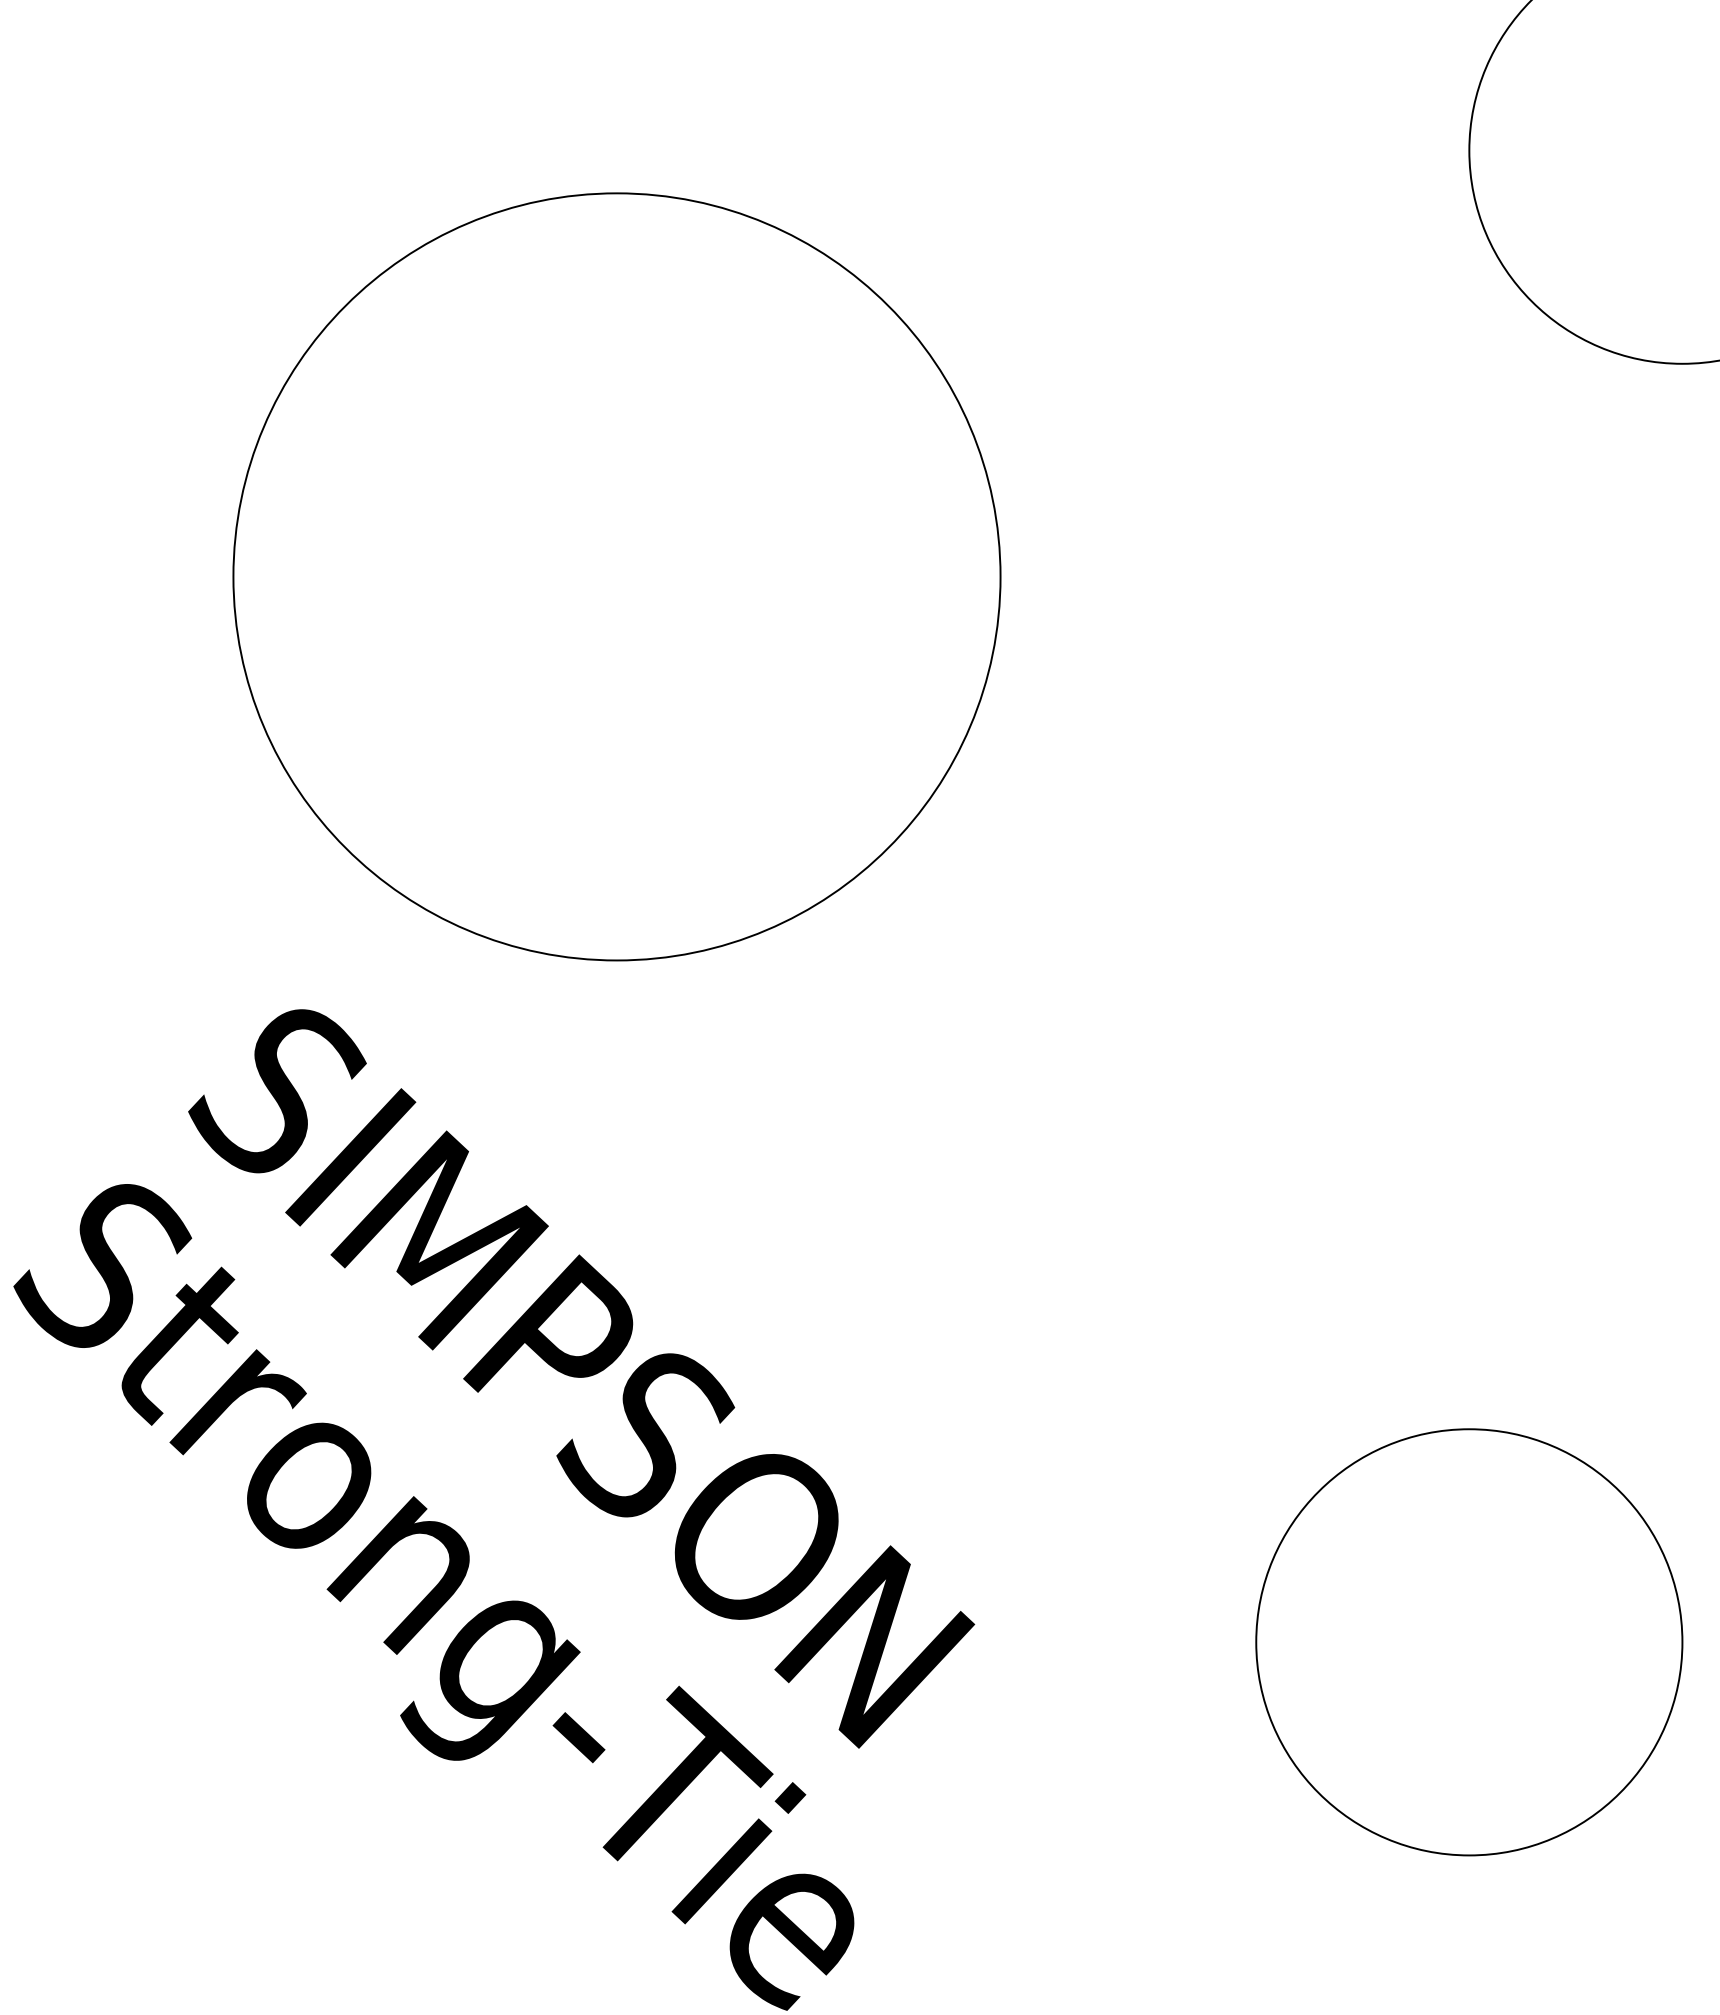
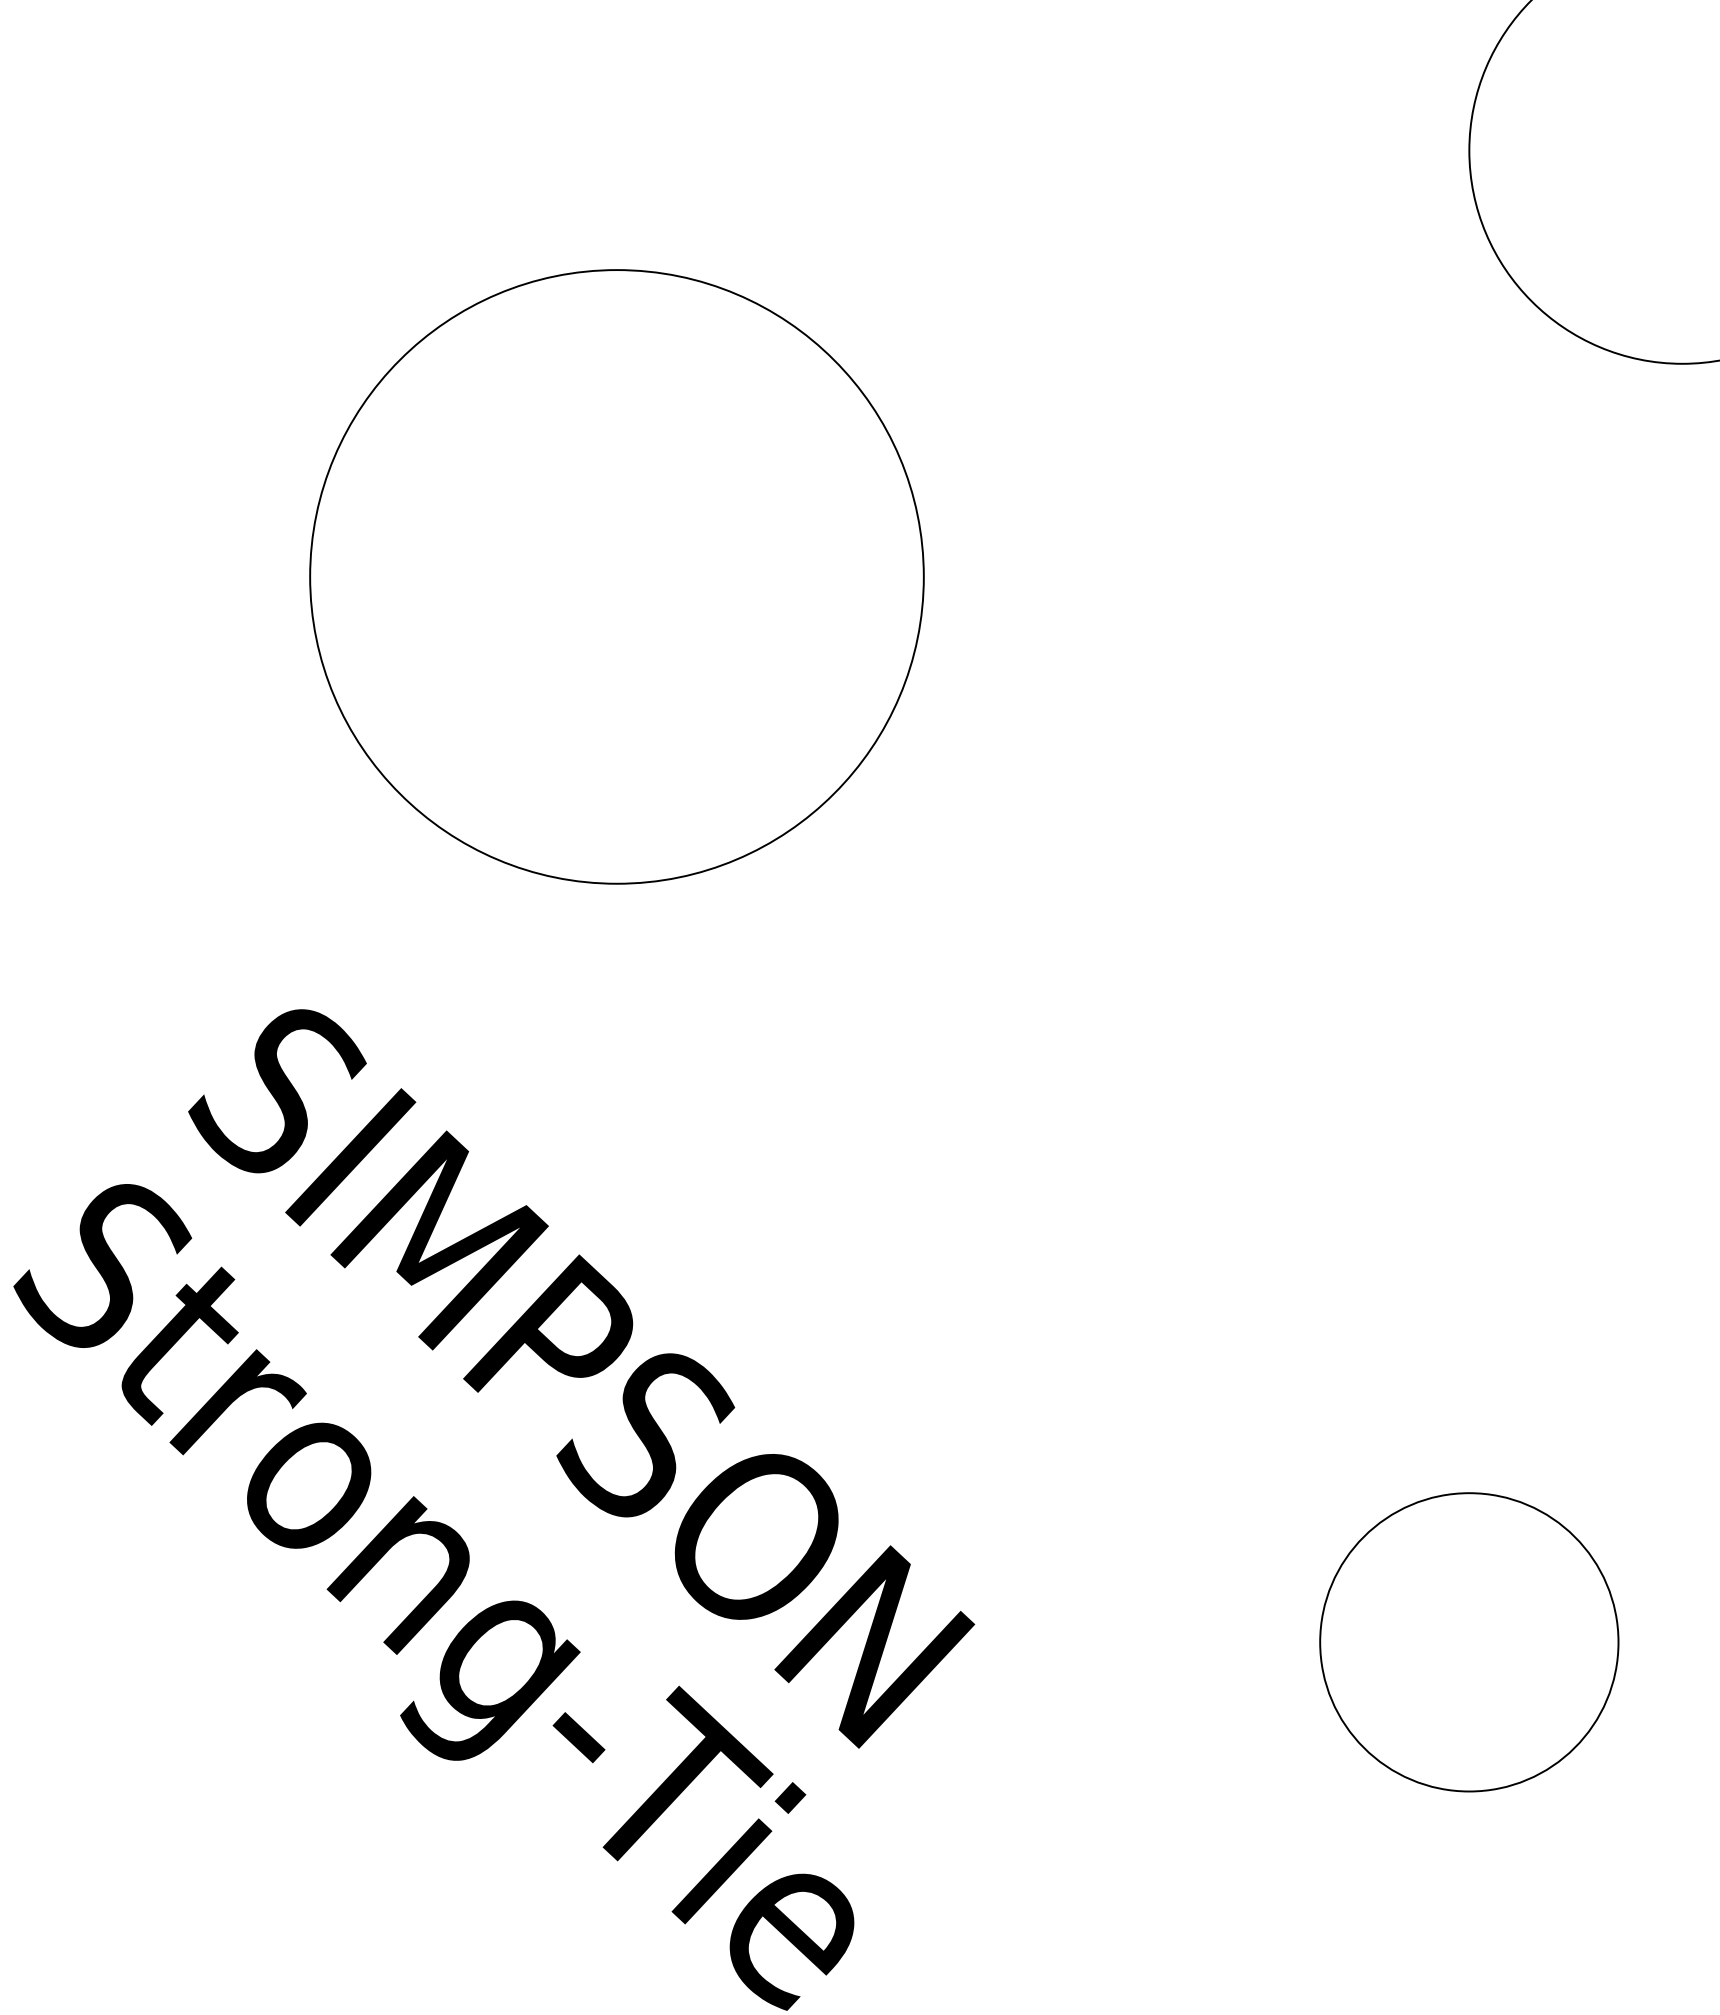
circle size: 770x770 px -> 616x616 px (616, 576)
circle diameter: 426 px -> 298 px (1469, 1642)
